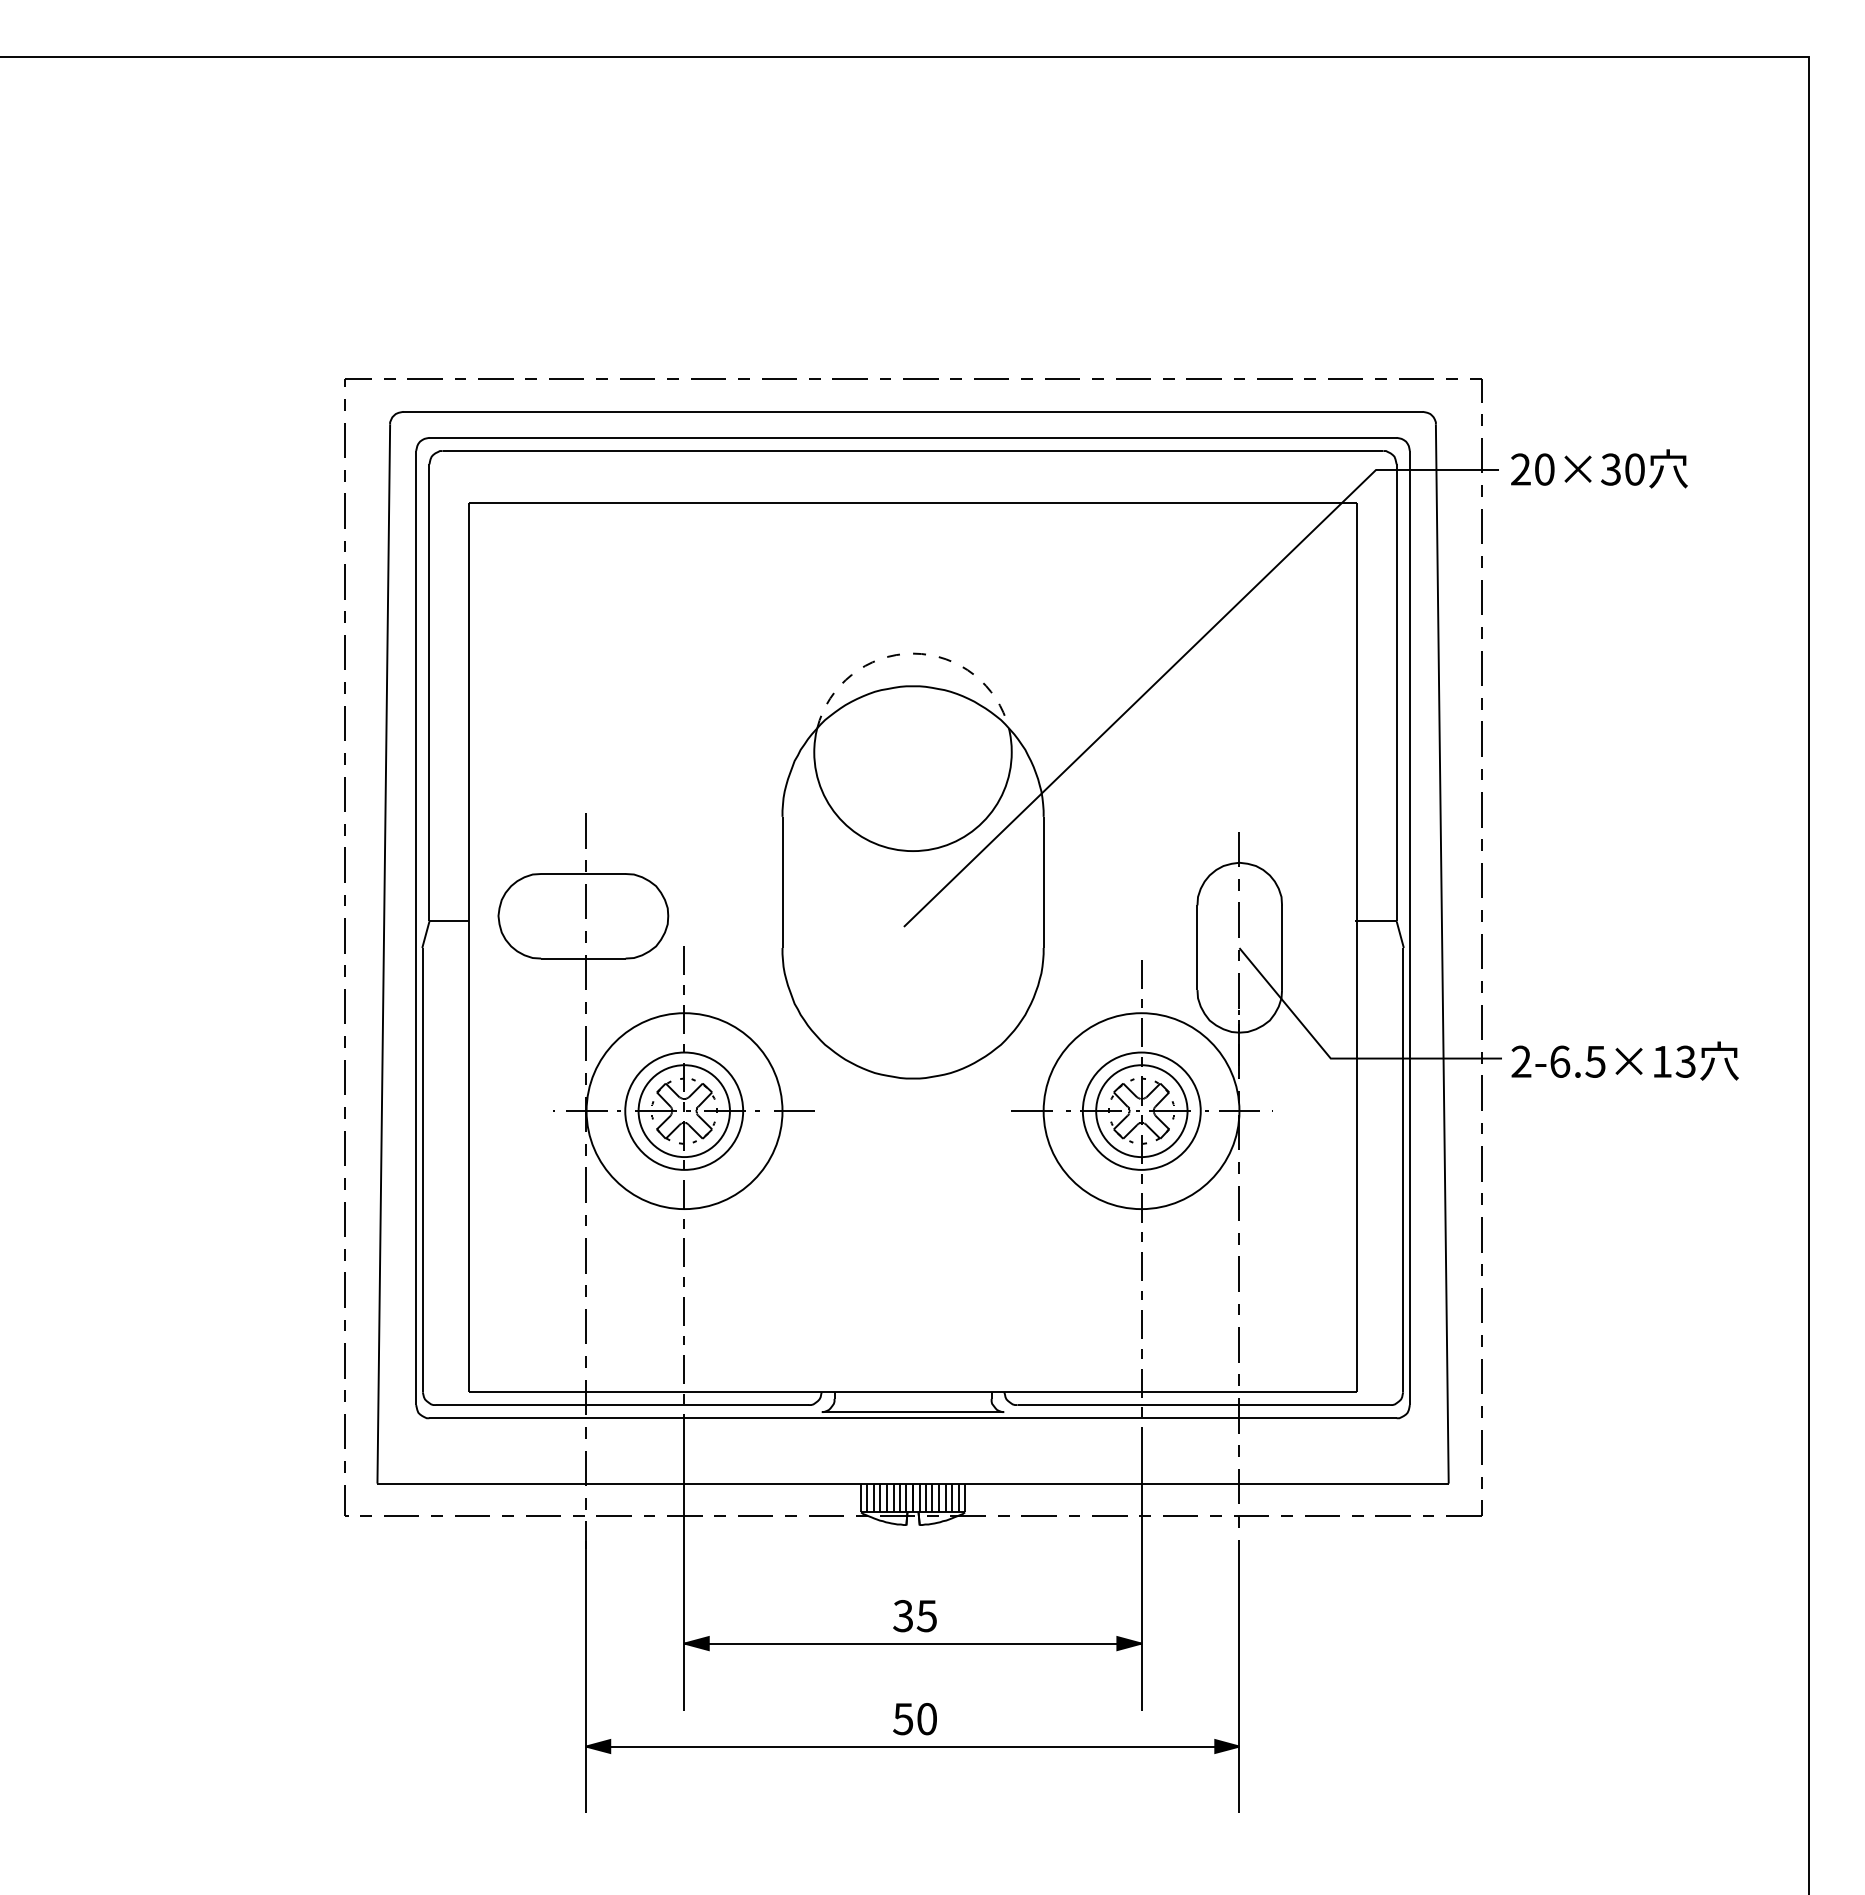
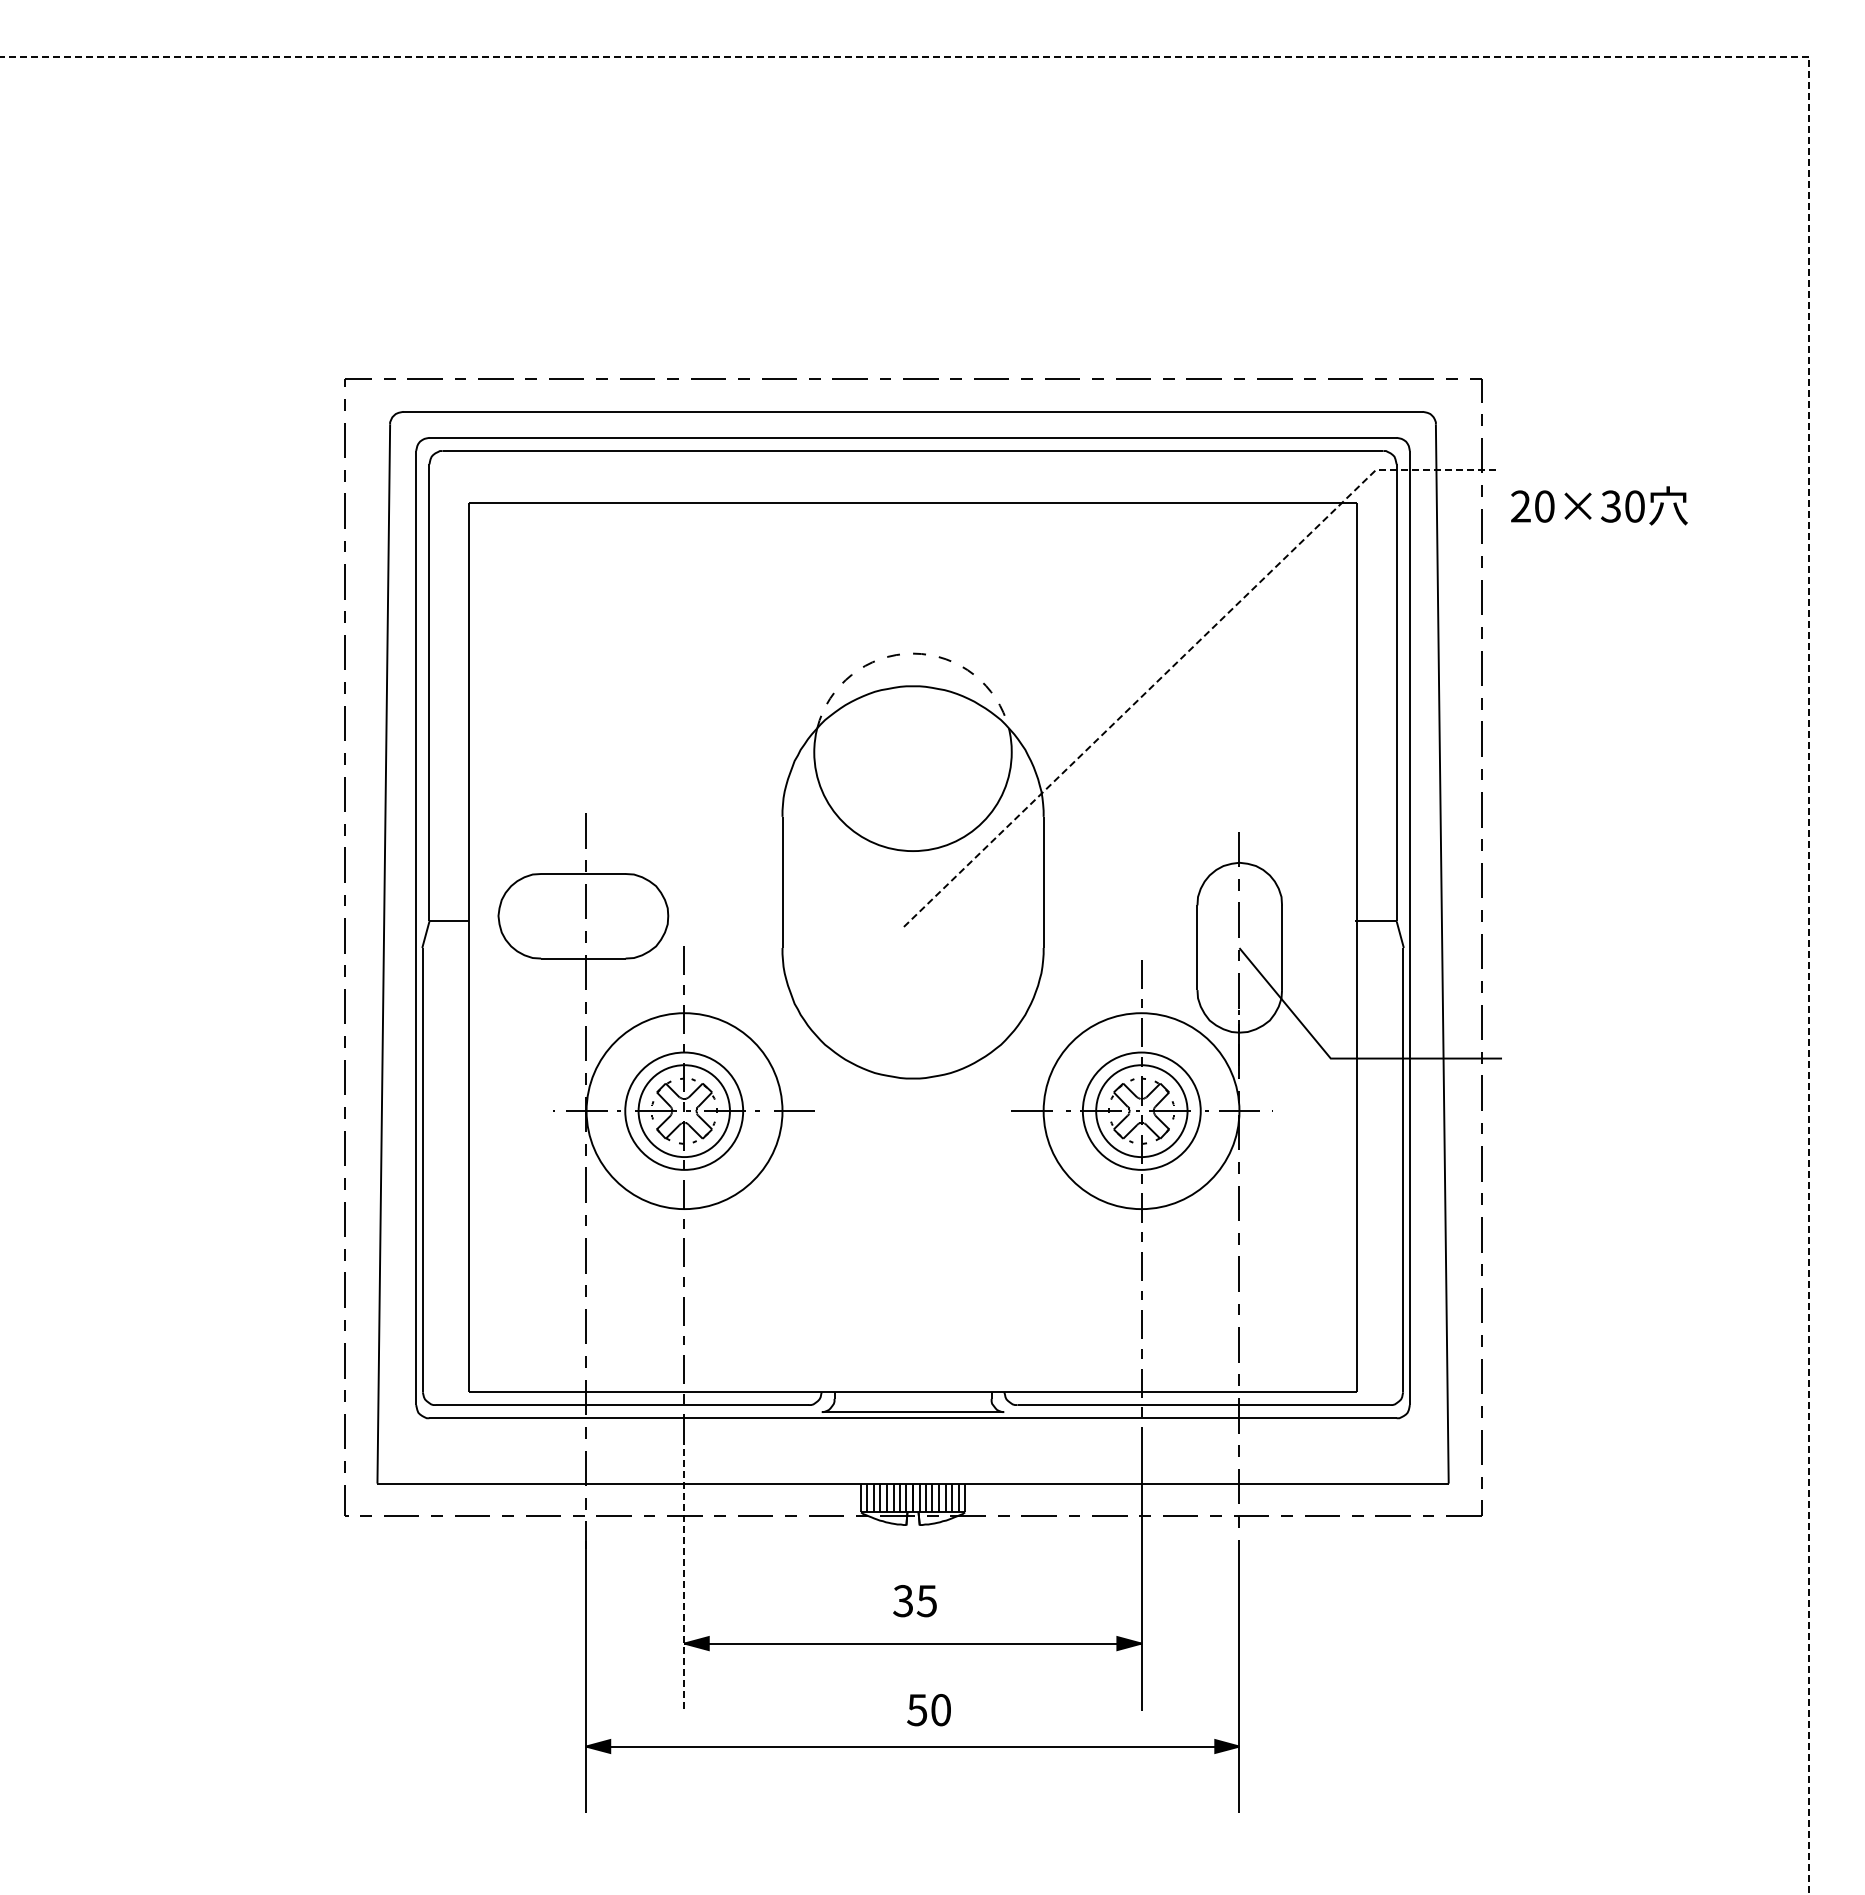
line: solid -> dashed (1809, 70)
part position: (1607, 468) -> (1607, 505) (1607, 505)
line: solid -> dashed (1184, 655)
part: present -> none (1624, 1060)
line: solid -> dashed (684, 1574)
part position: (914, 1616) -> (914, 1601) (914, 1601)
part position: (914, 1719) -> (928, 1710) (928, 1710)
